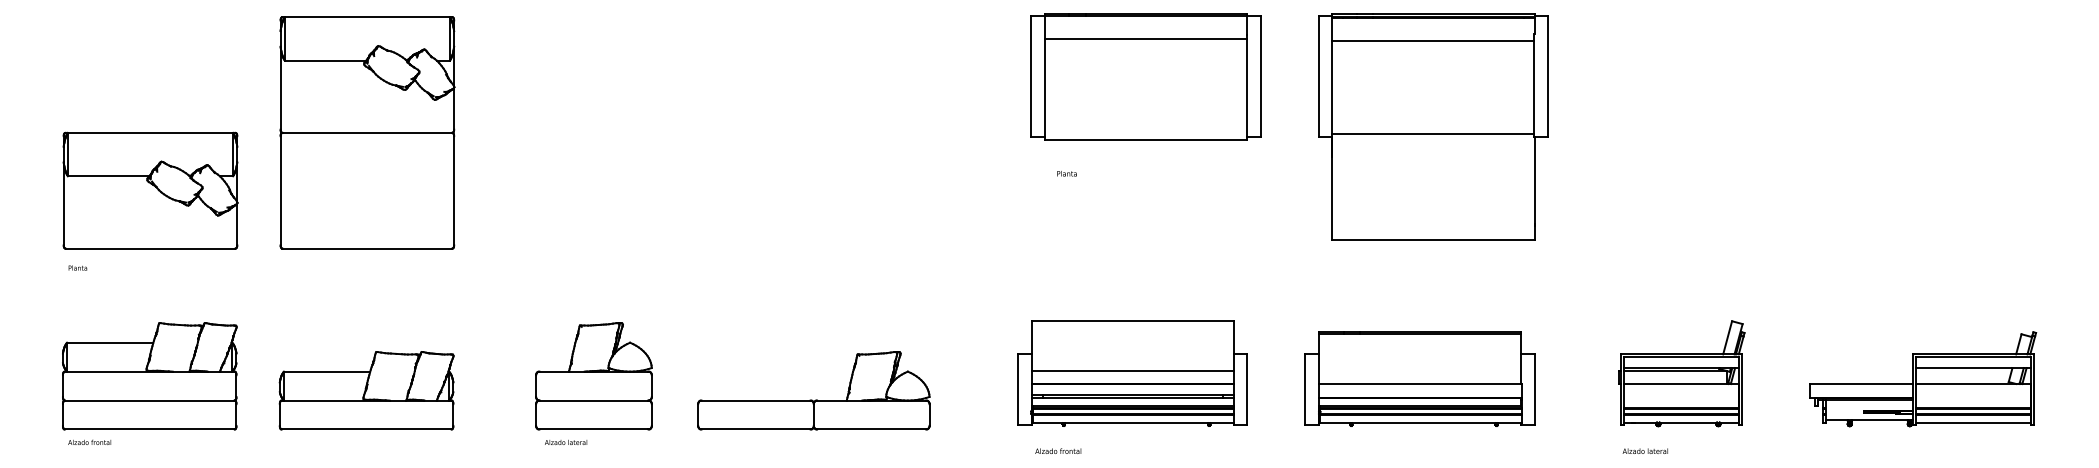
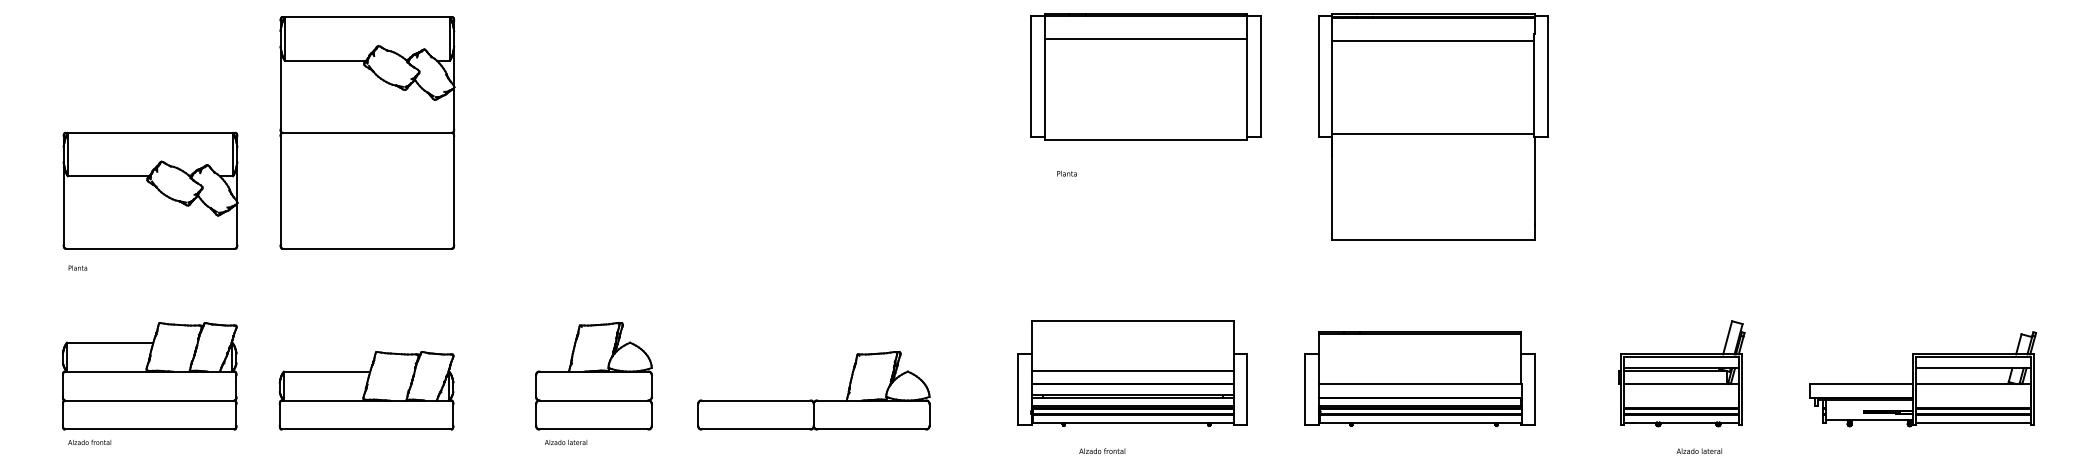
text position: (1058, 450) -> (1102, 450) (1102, 450)
text position: (1644, 450) -> (1698, 450) (1698, 450)
